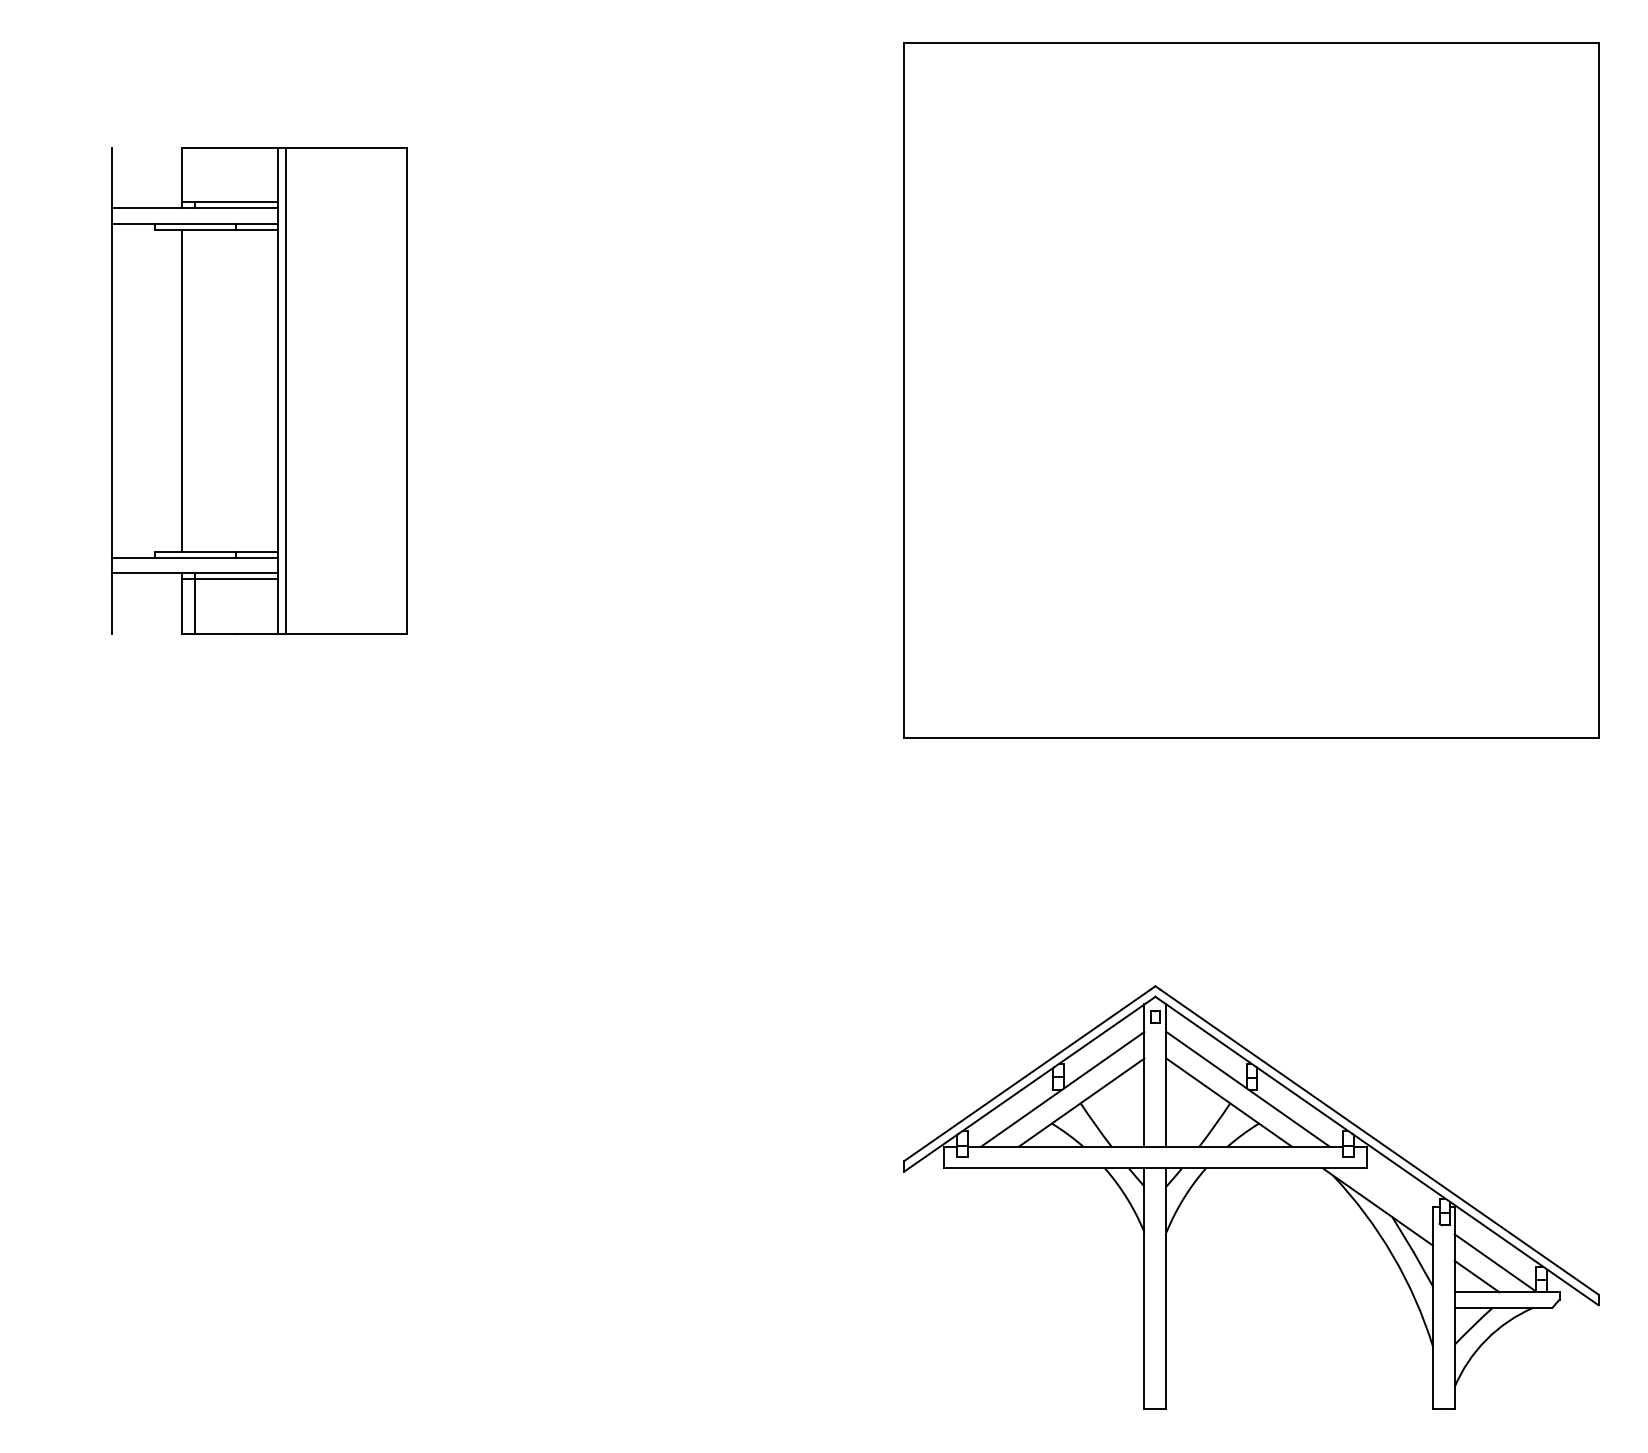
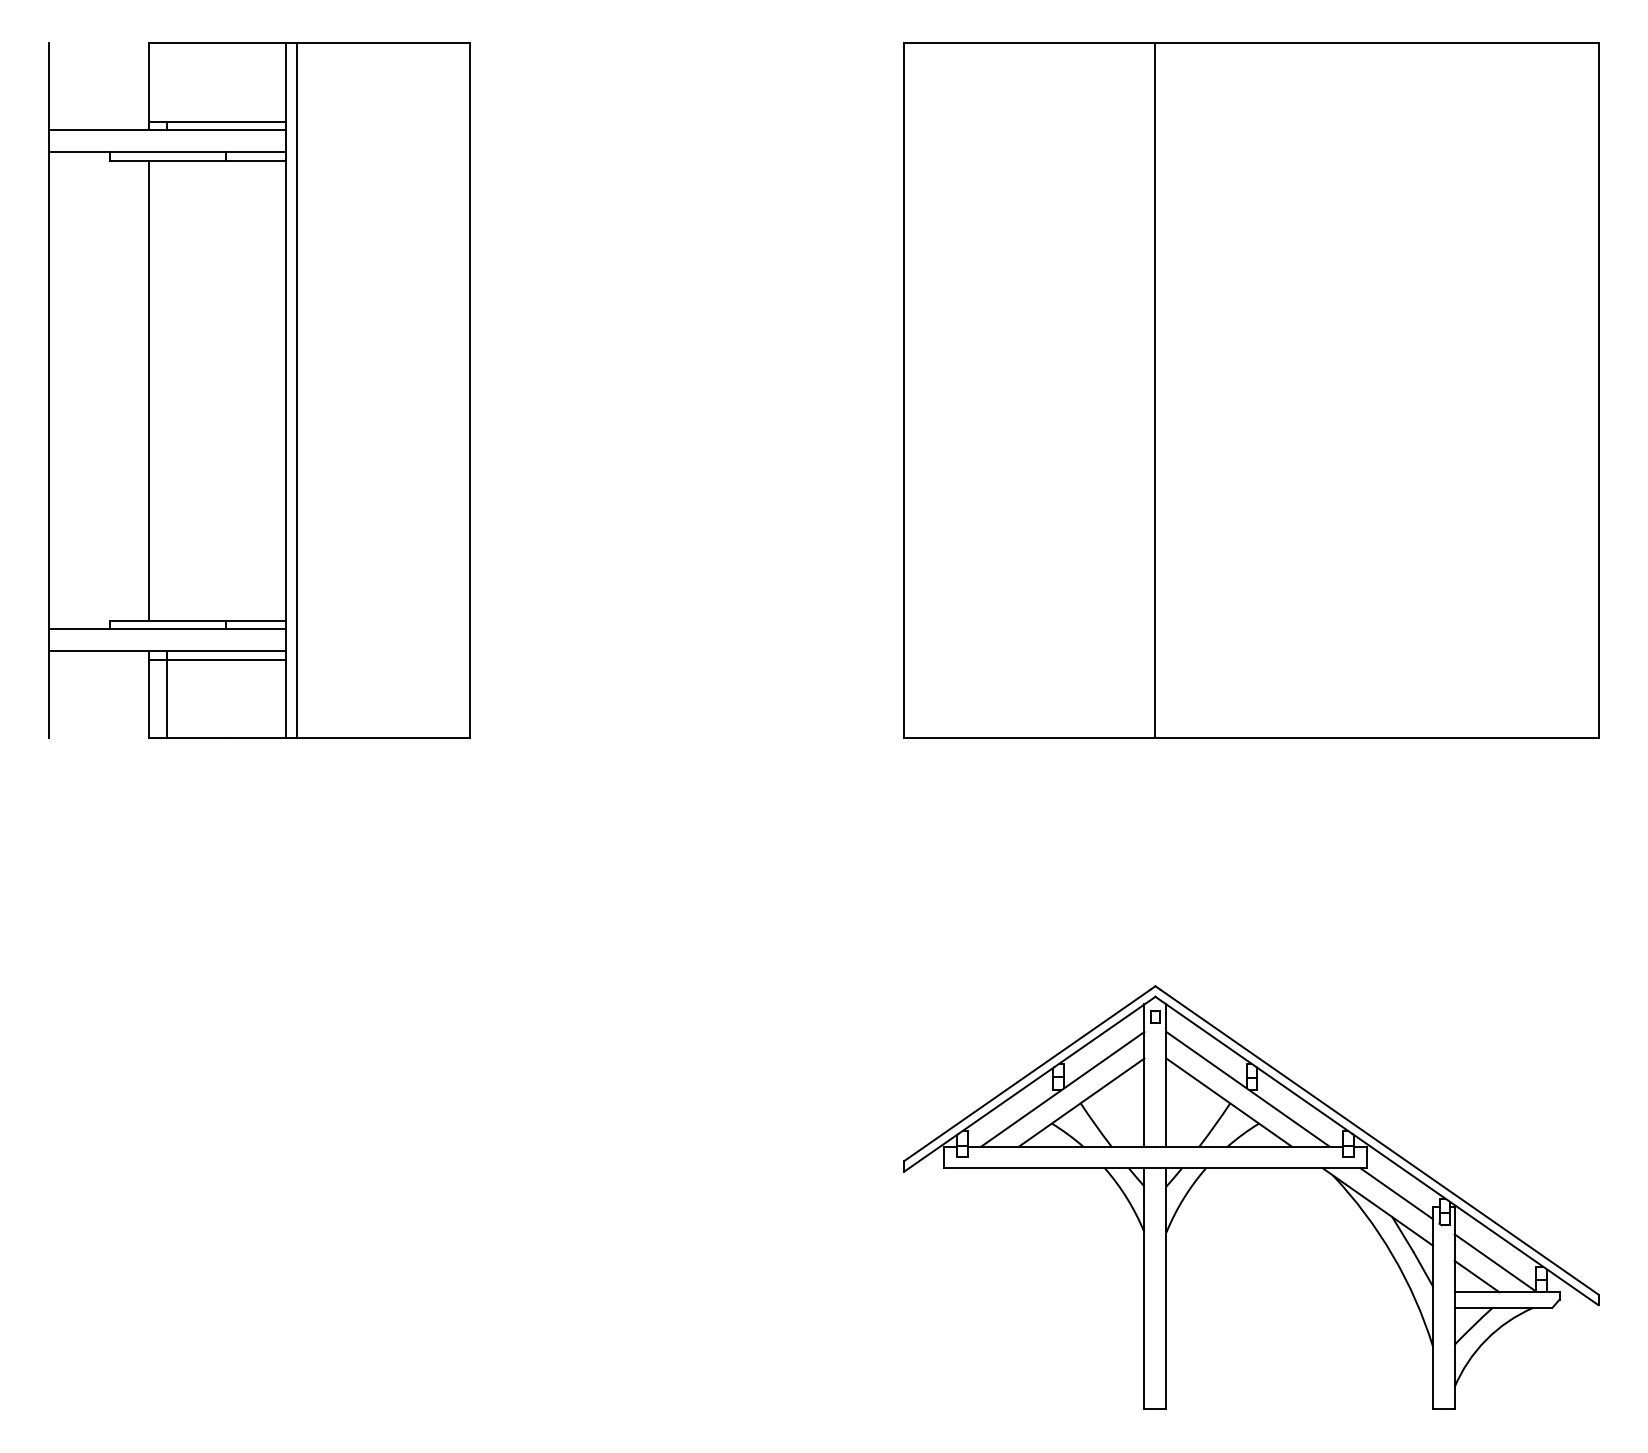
part size: 297x488 px -> 423x697 px (259, 390)
line: none -> present (1155, 390)
line: none -> present (1396, 1193)
